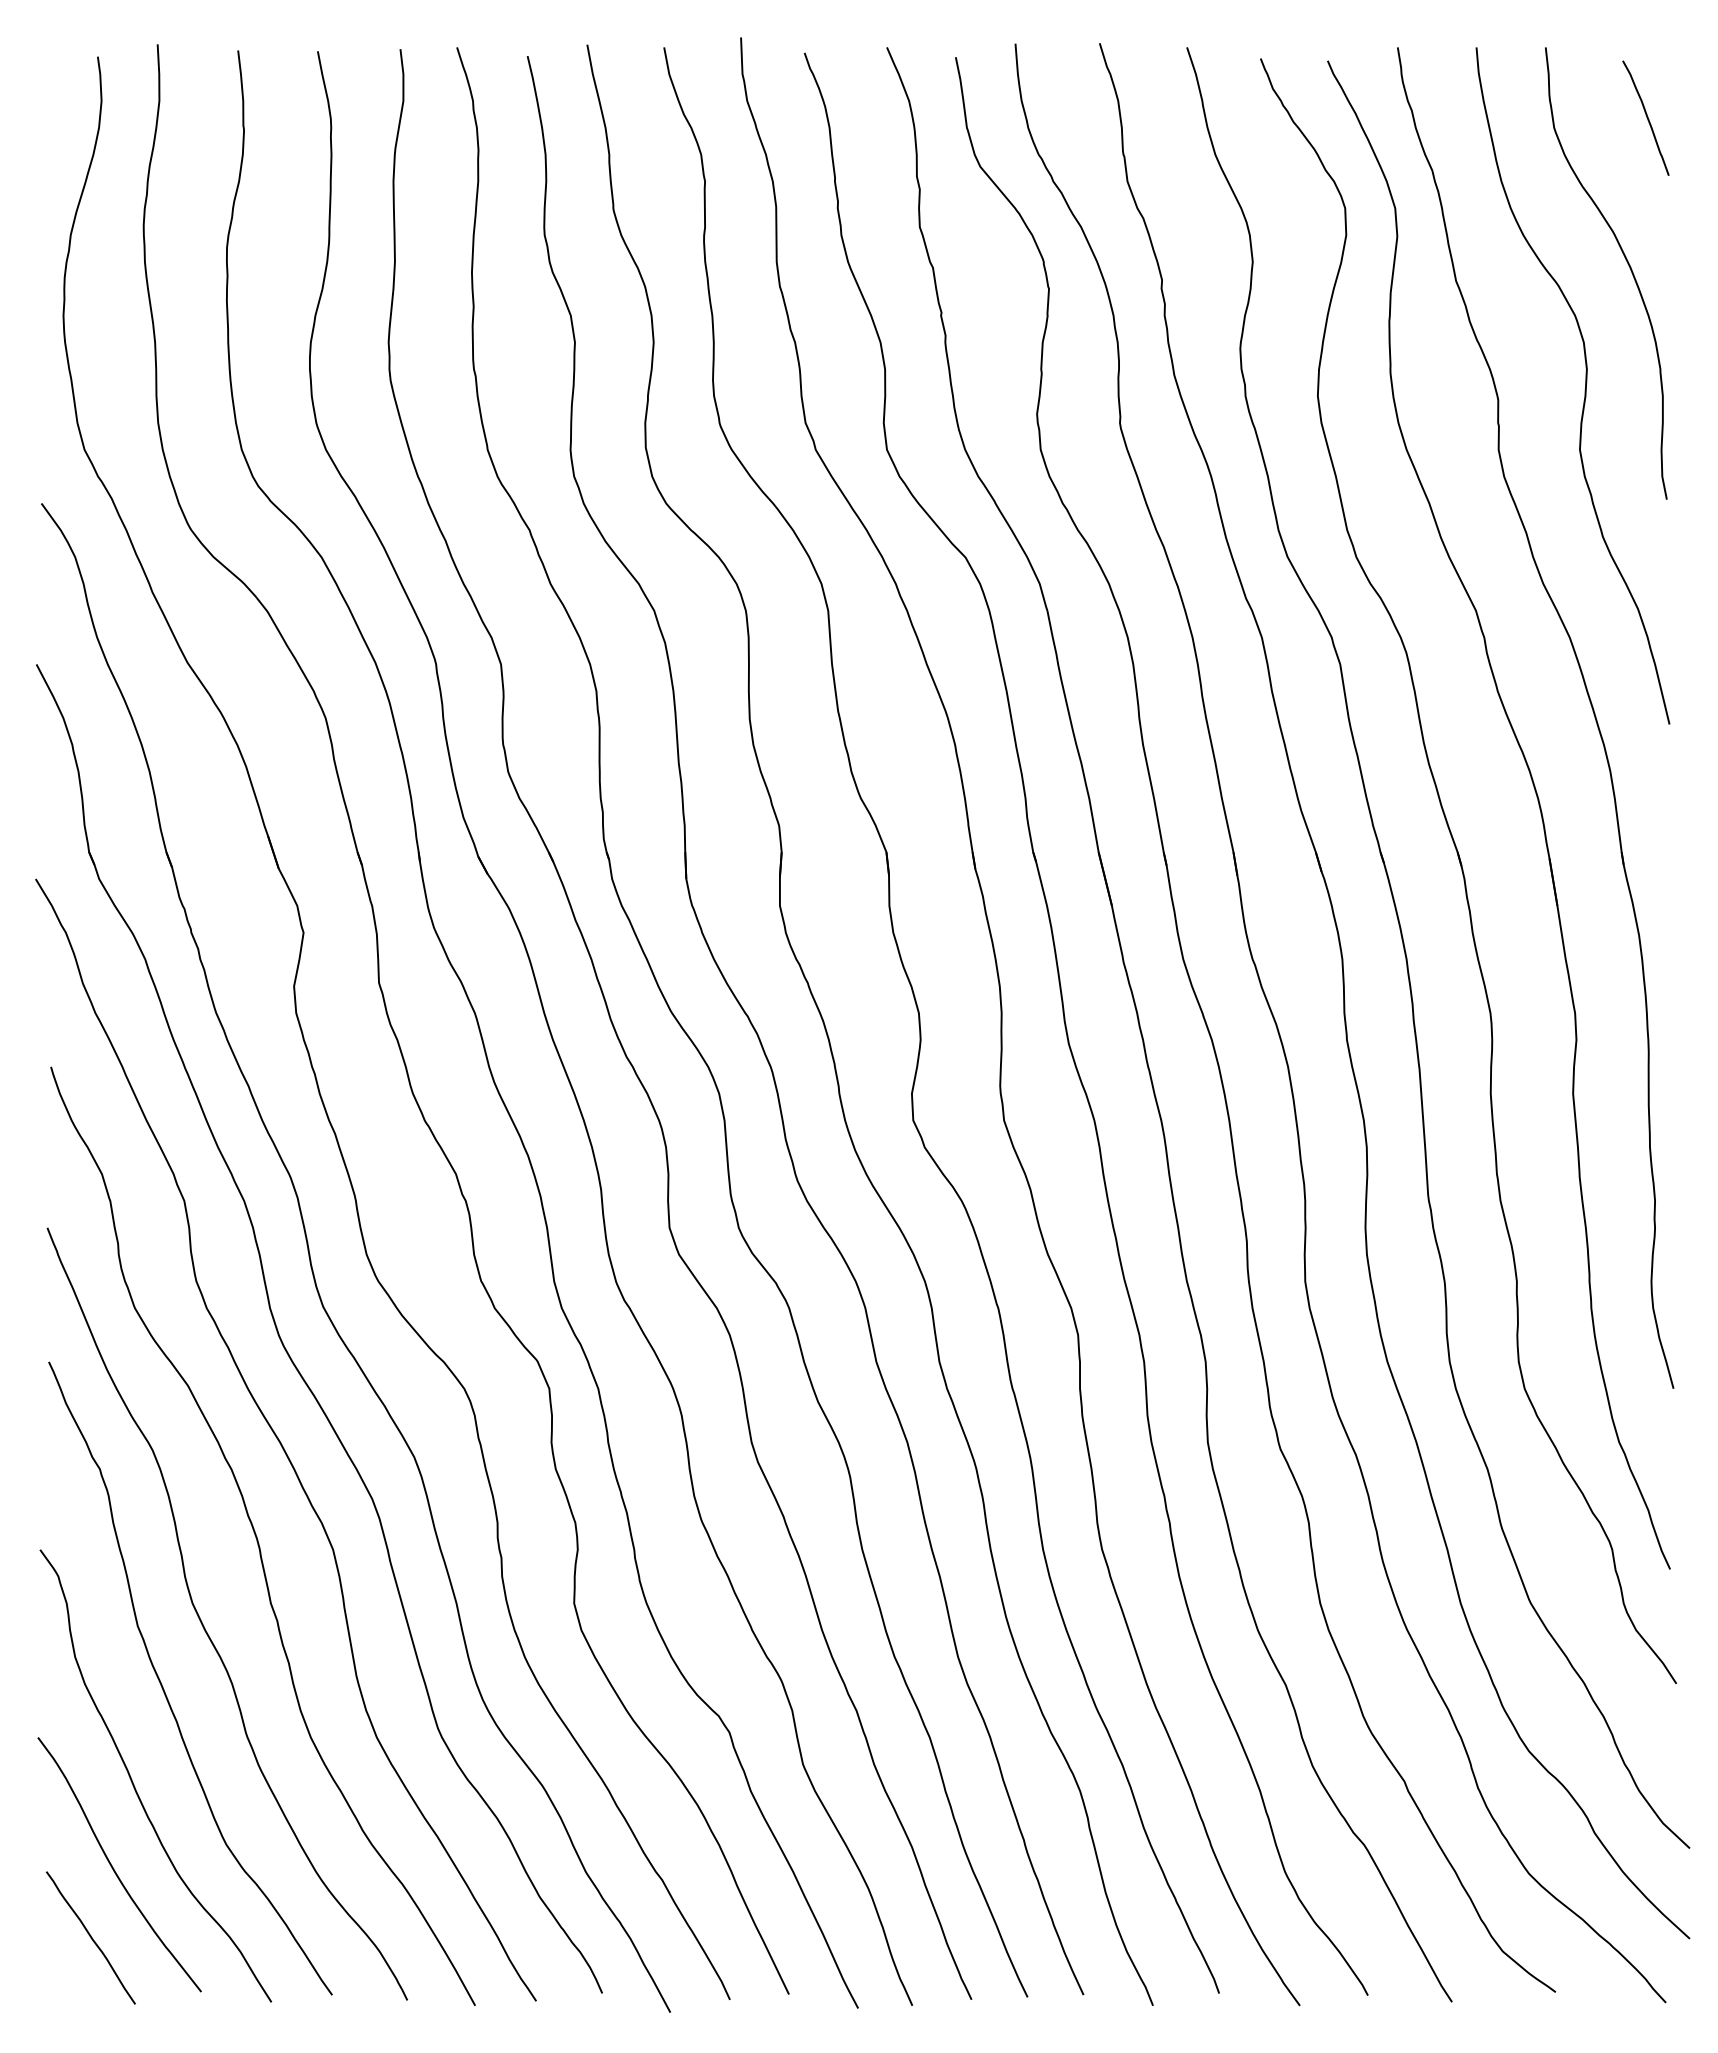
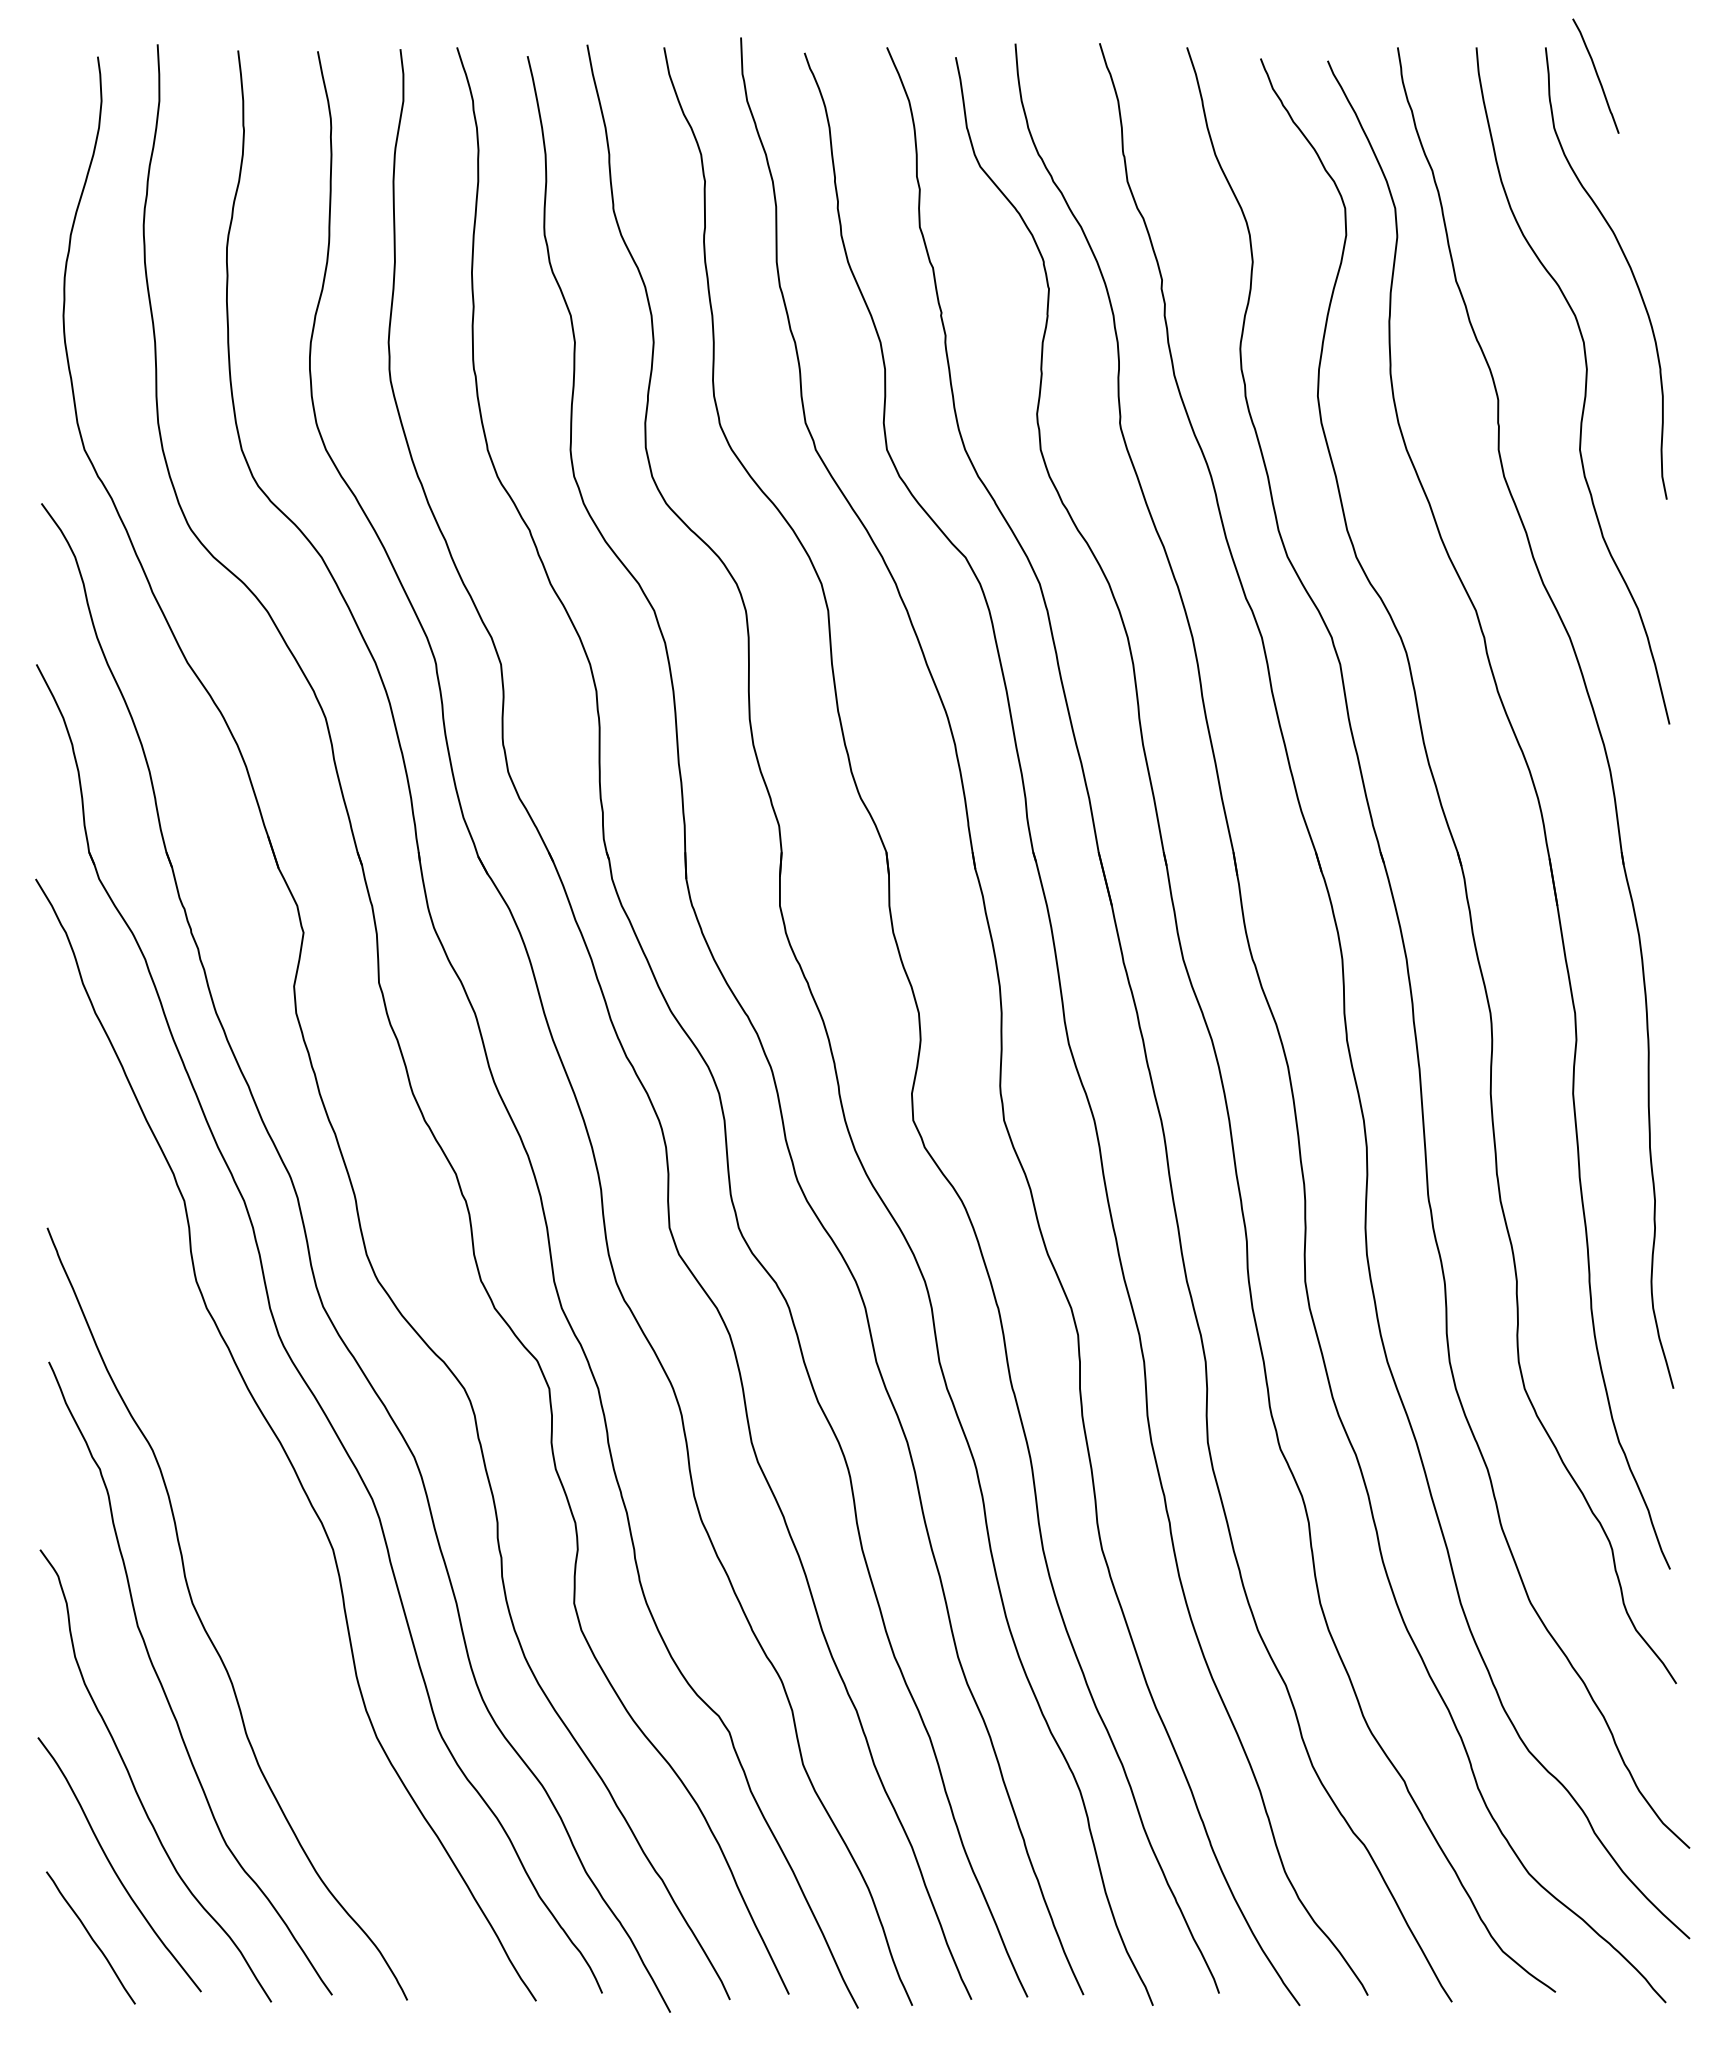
curve position: (1646, 117) -> (1596, 75) (1596, 75)
curve: present -> none (257, 1536)
